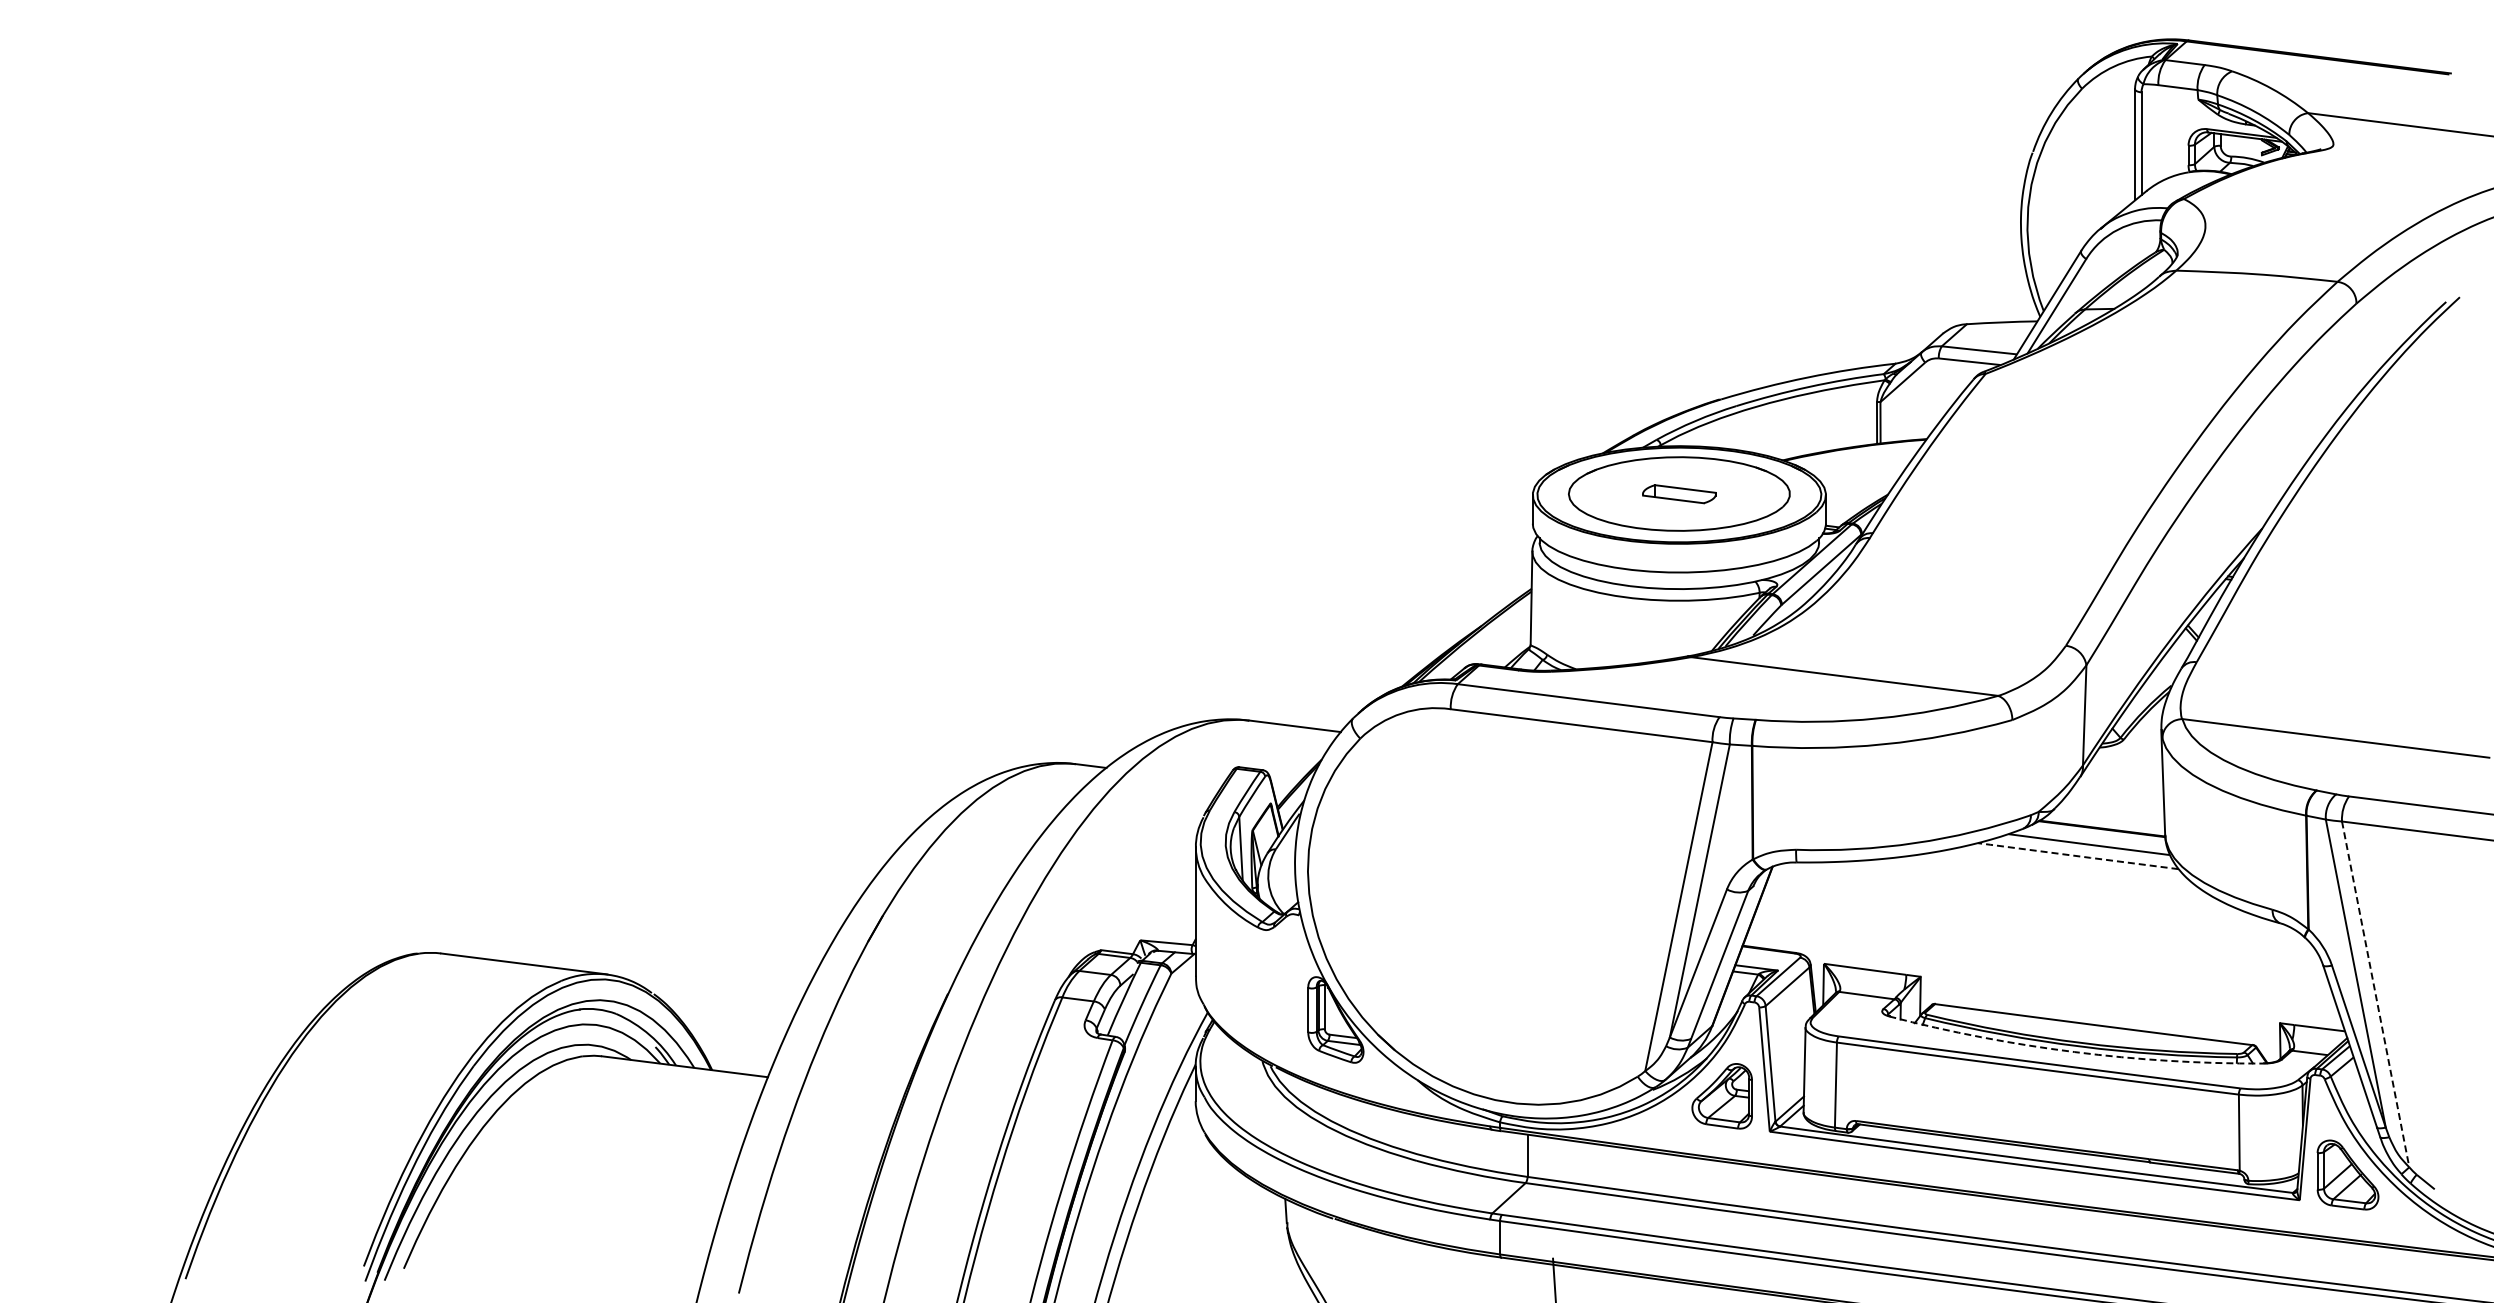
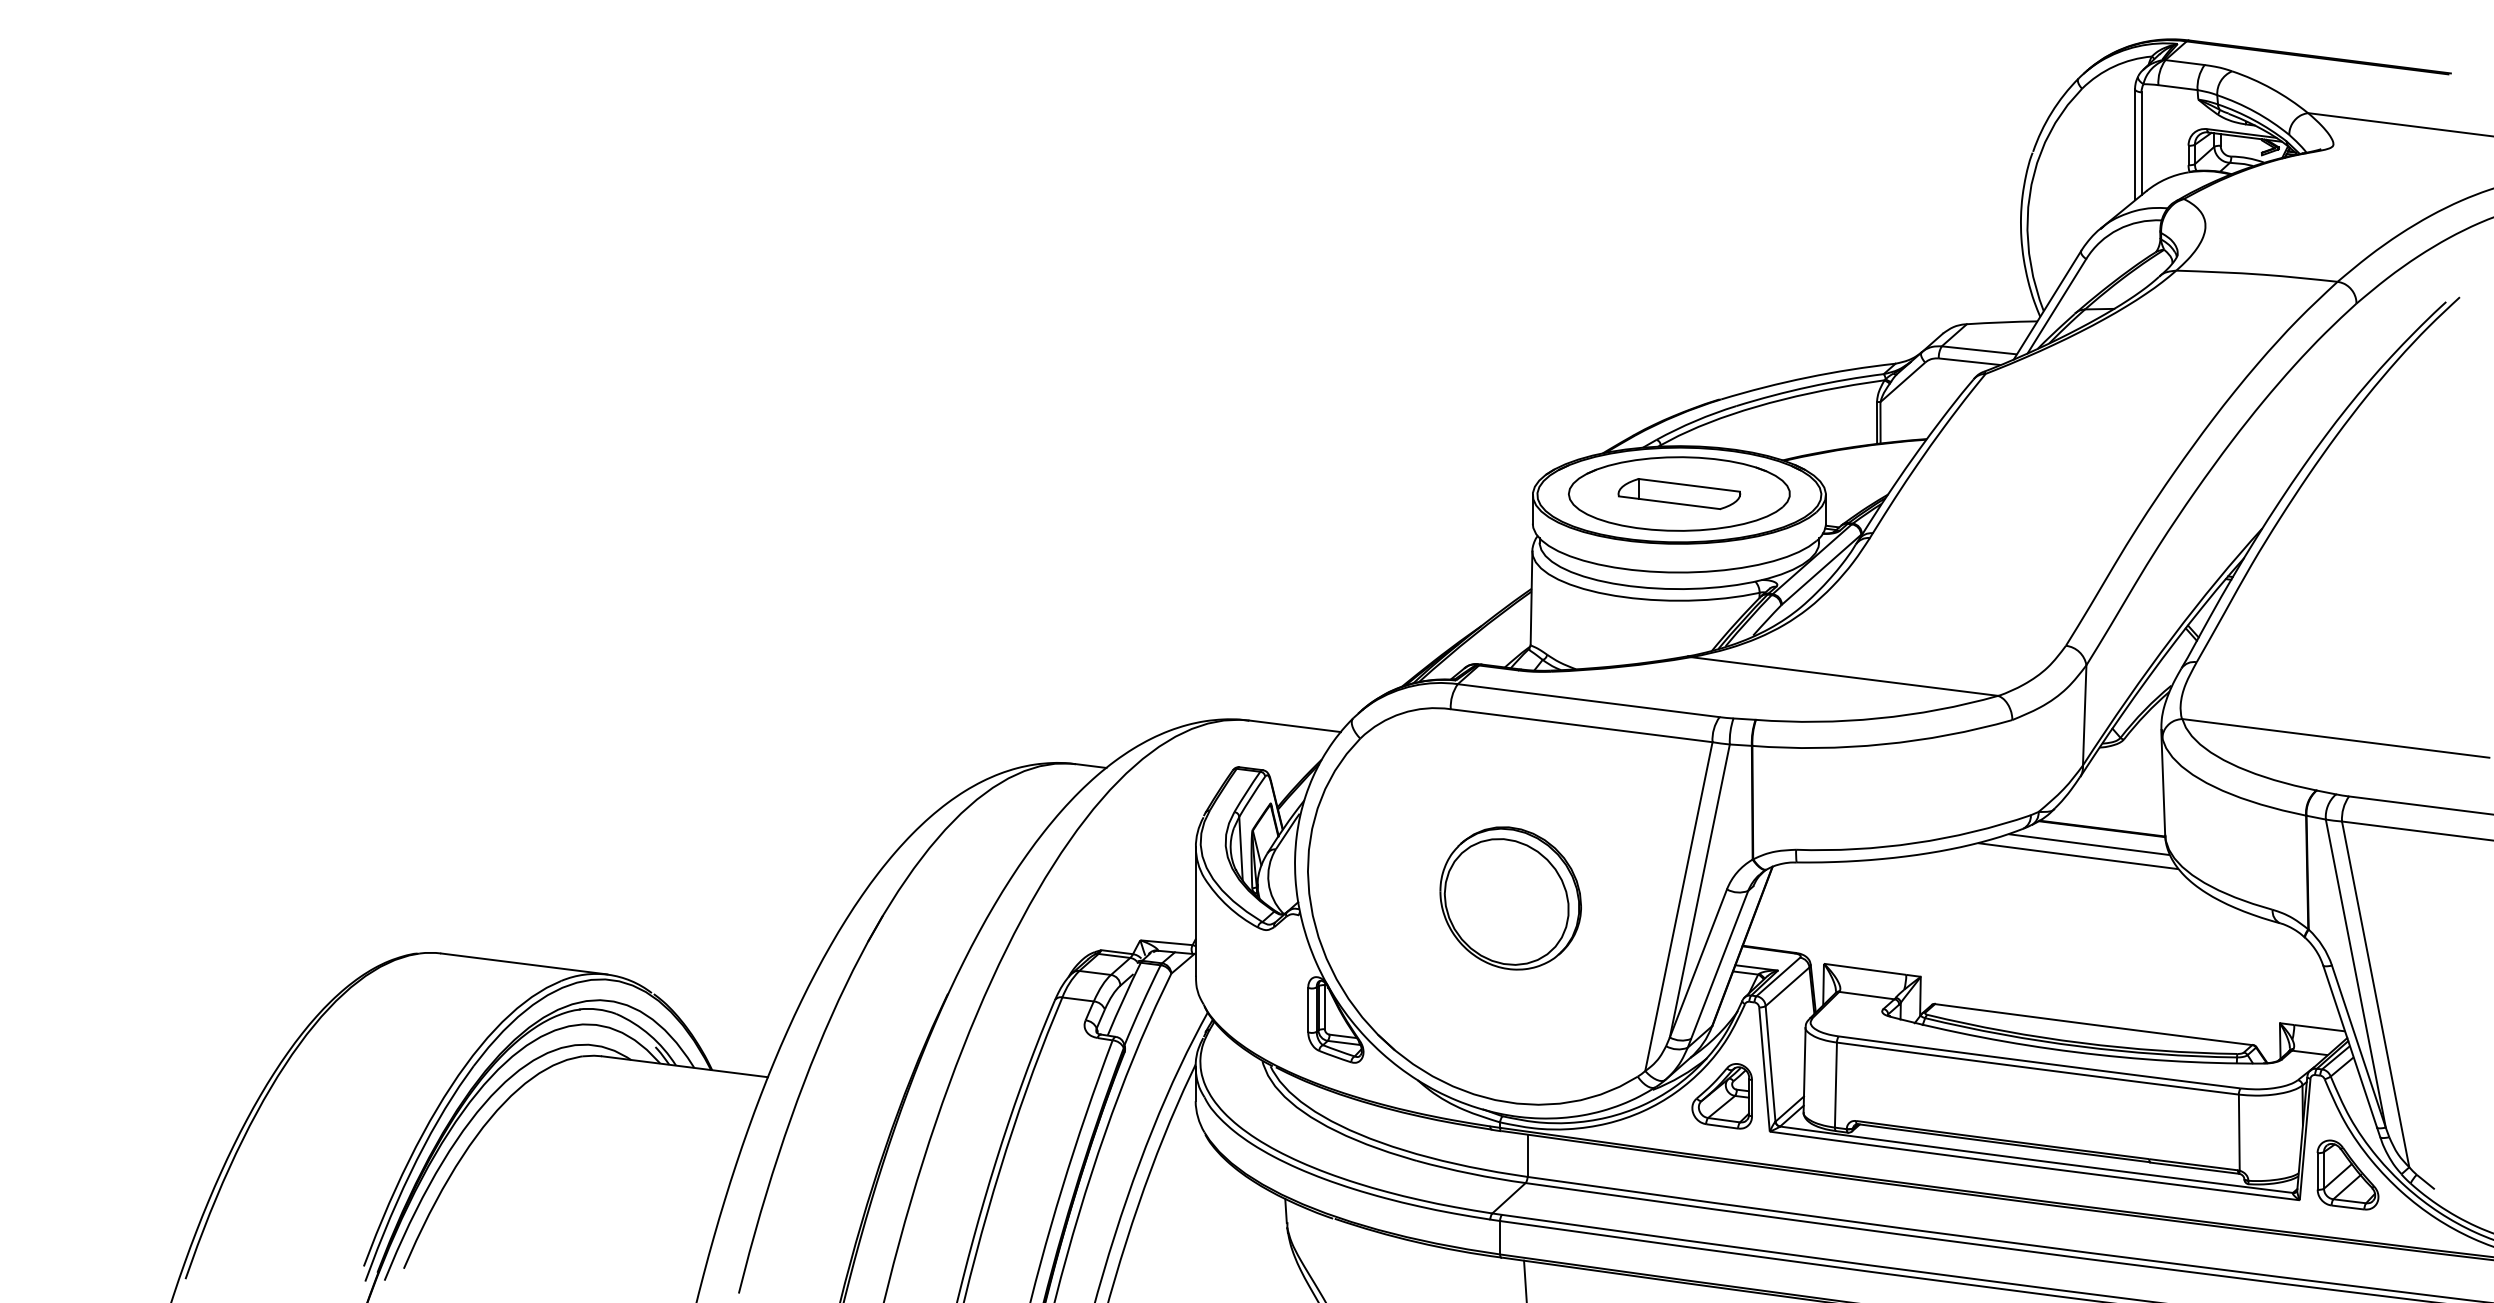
part size: 75x21 px -> 125x33 px (1679, 494)
line: dashed -> solid (2077, 856)
part: none -> present (1510, 898)
line: dashed -> solid (2375, 994)
arc: dashed -> solid (2074, 1052)
line position: (1554, 1278) -> (1525, 1279) (1525, 1279)
